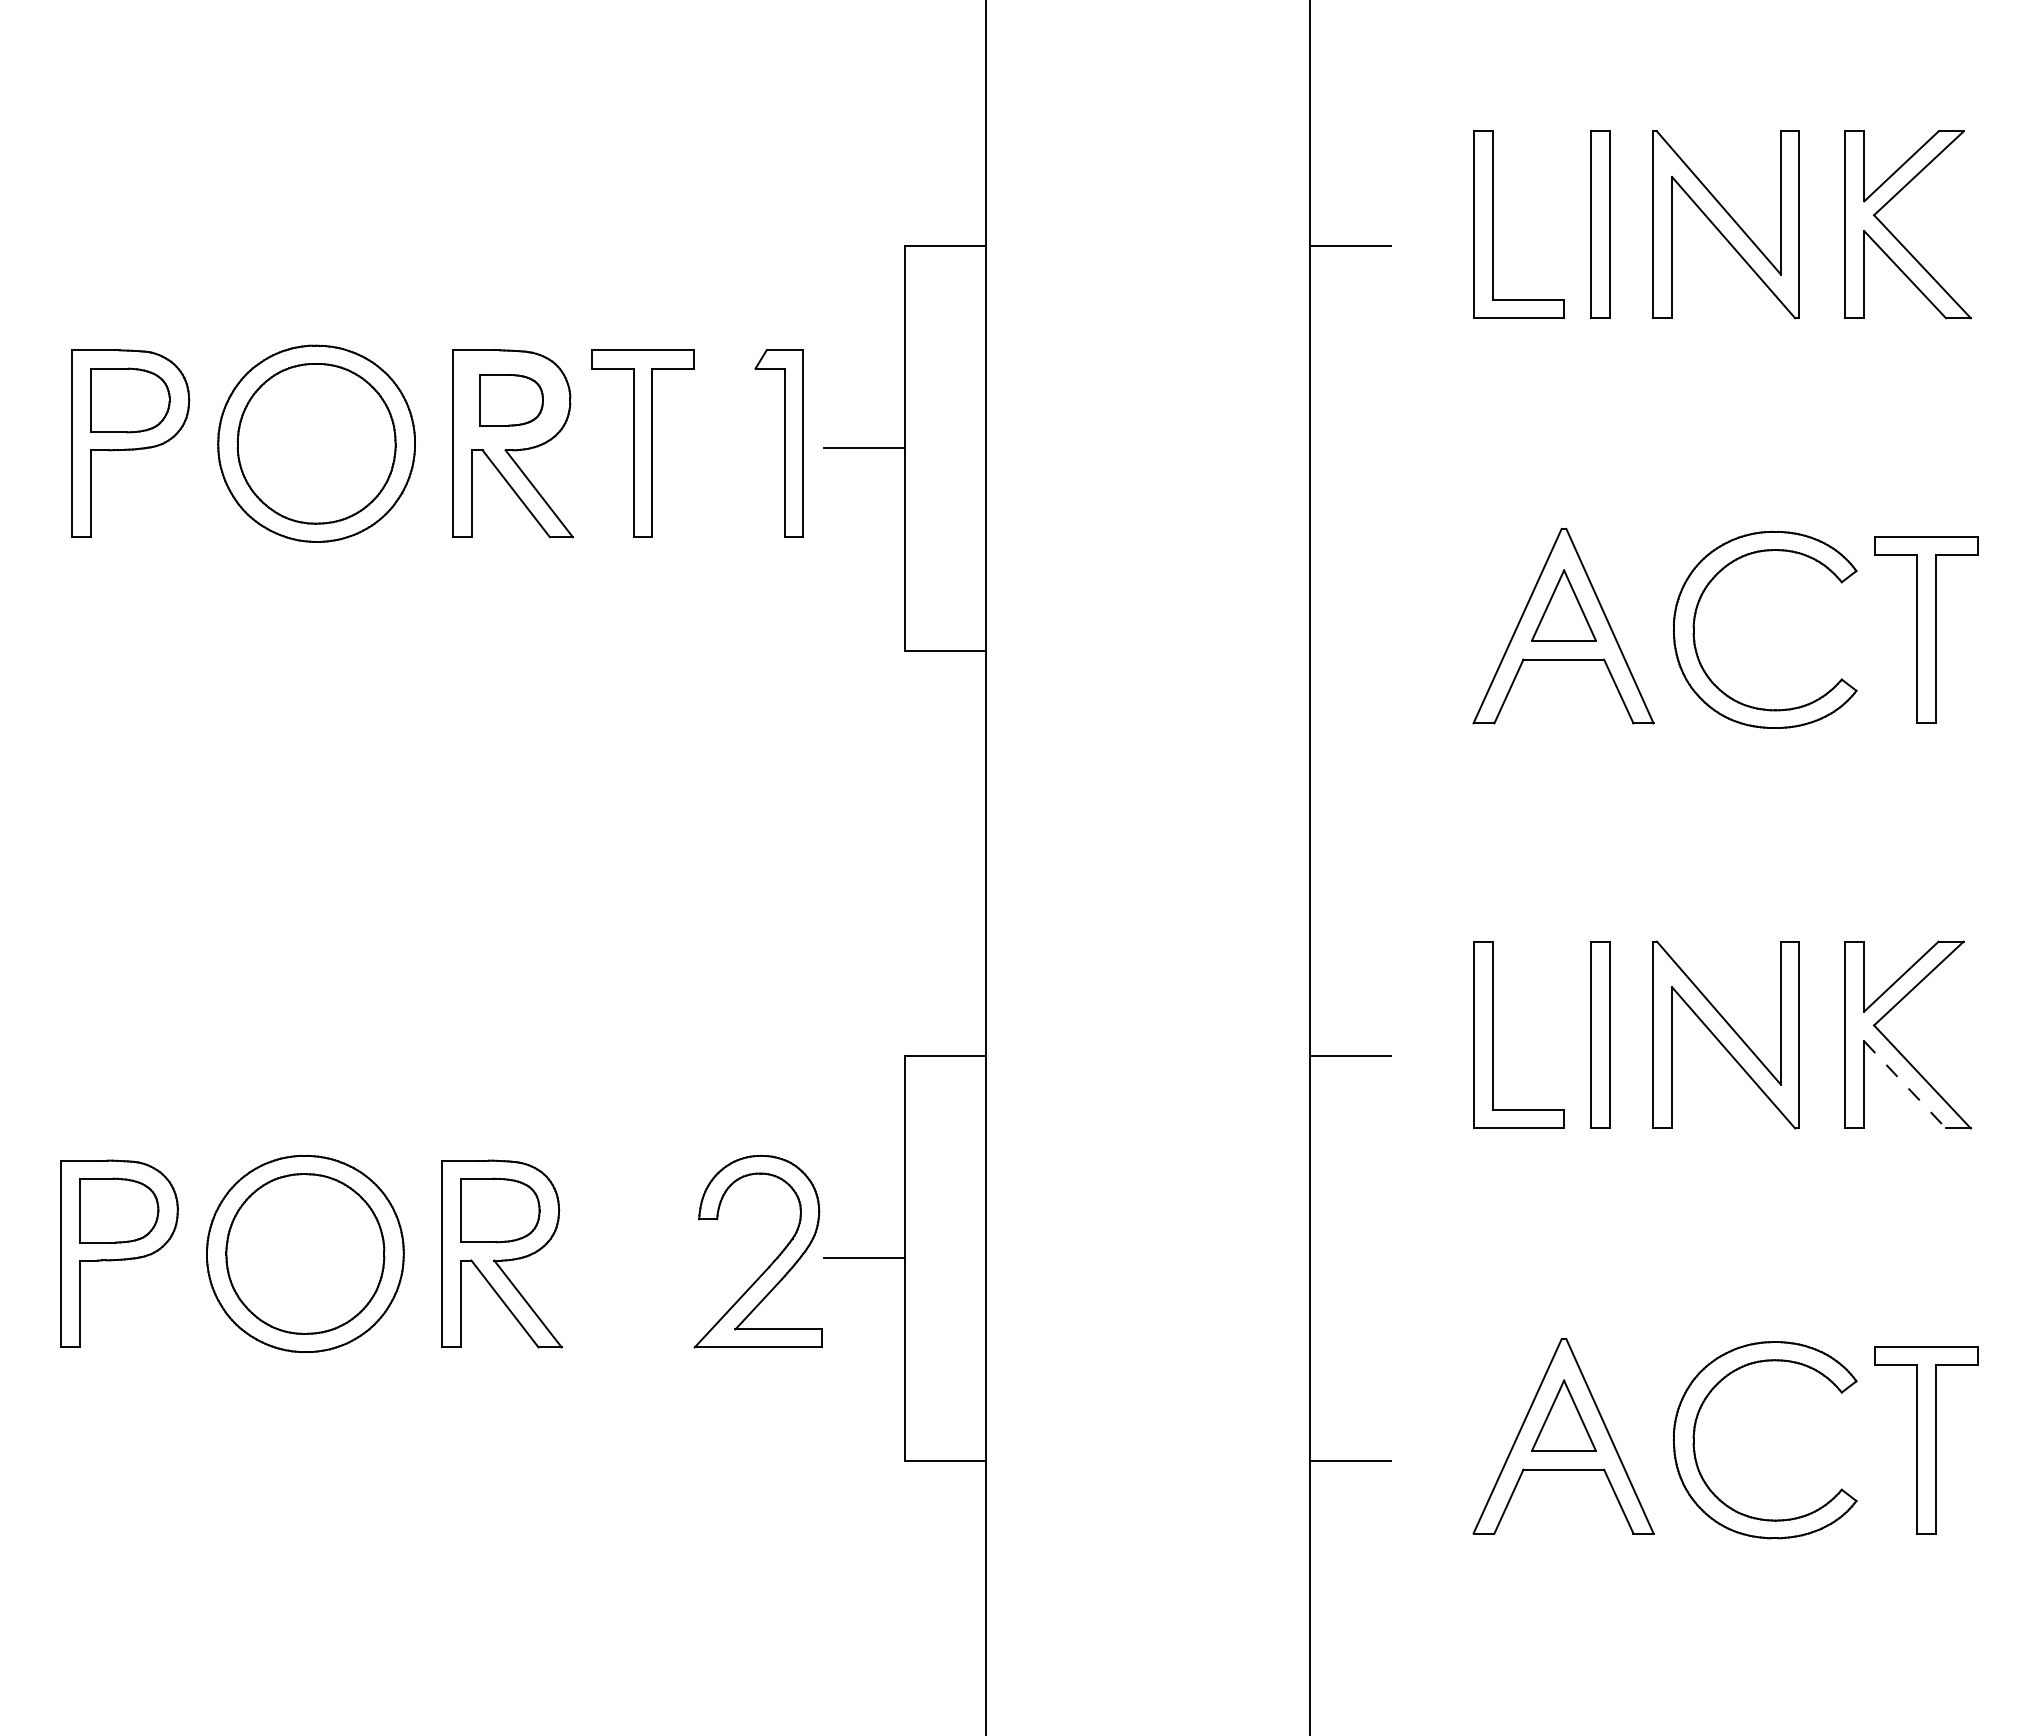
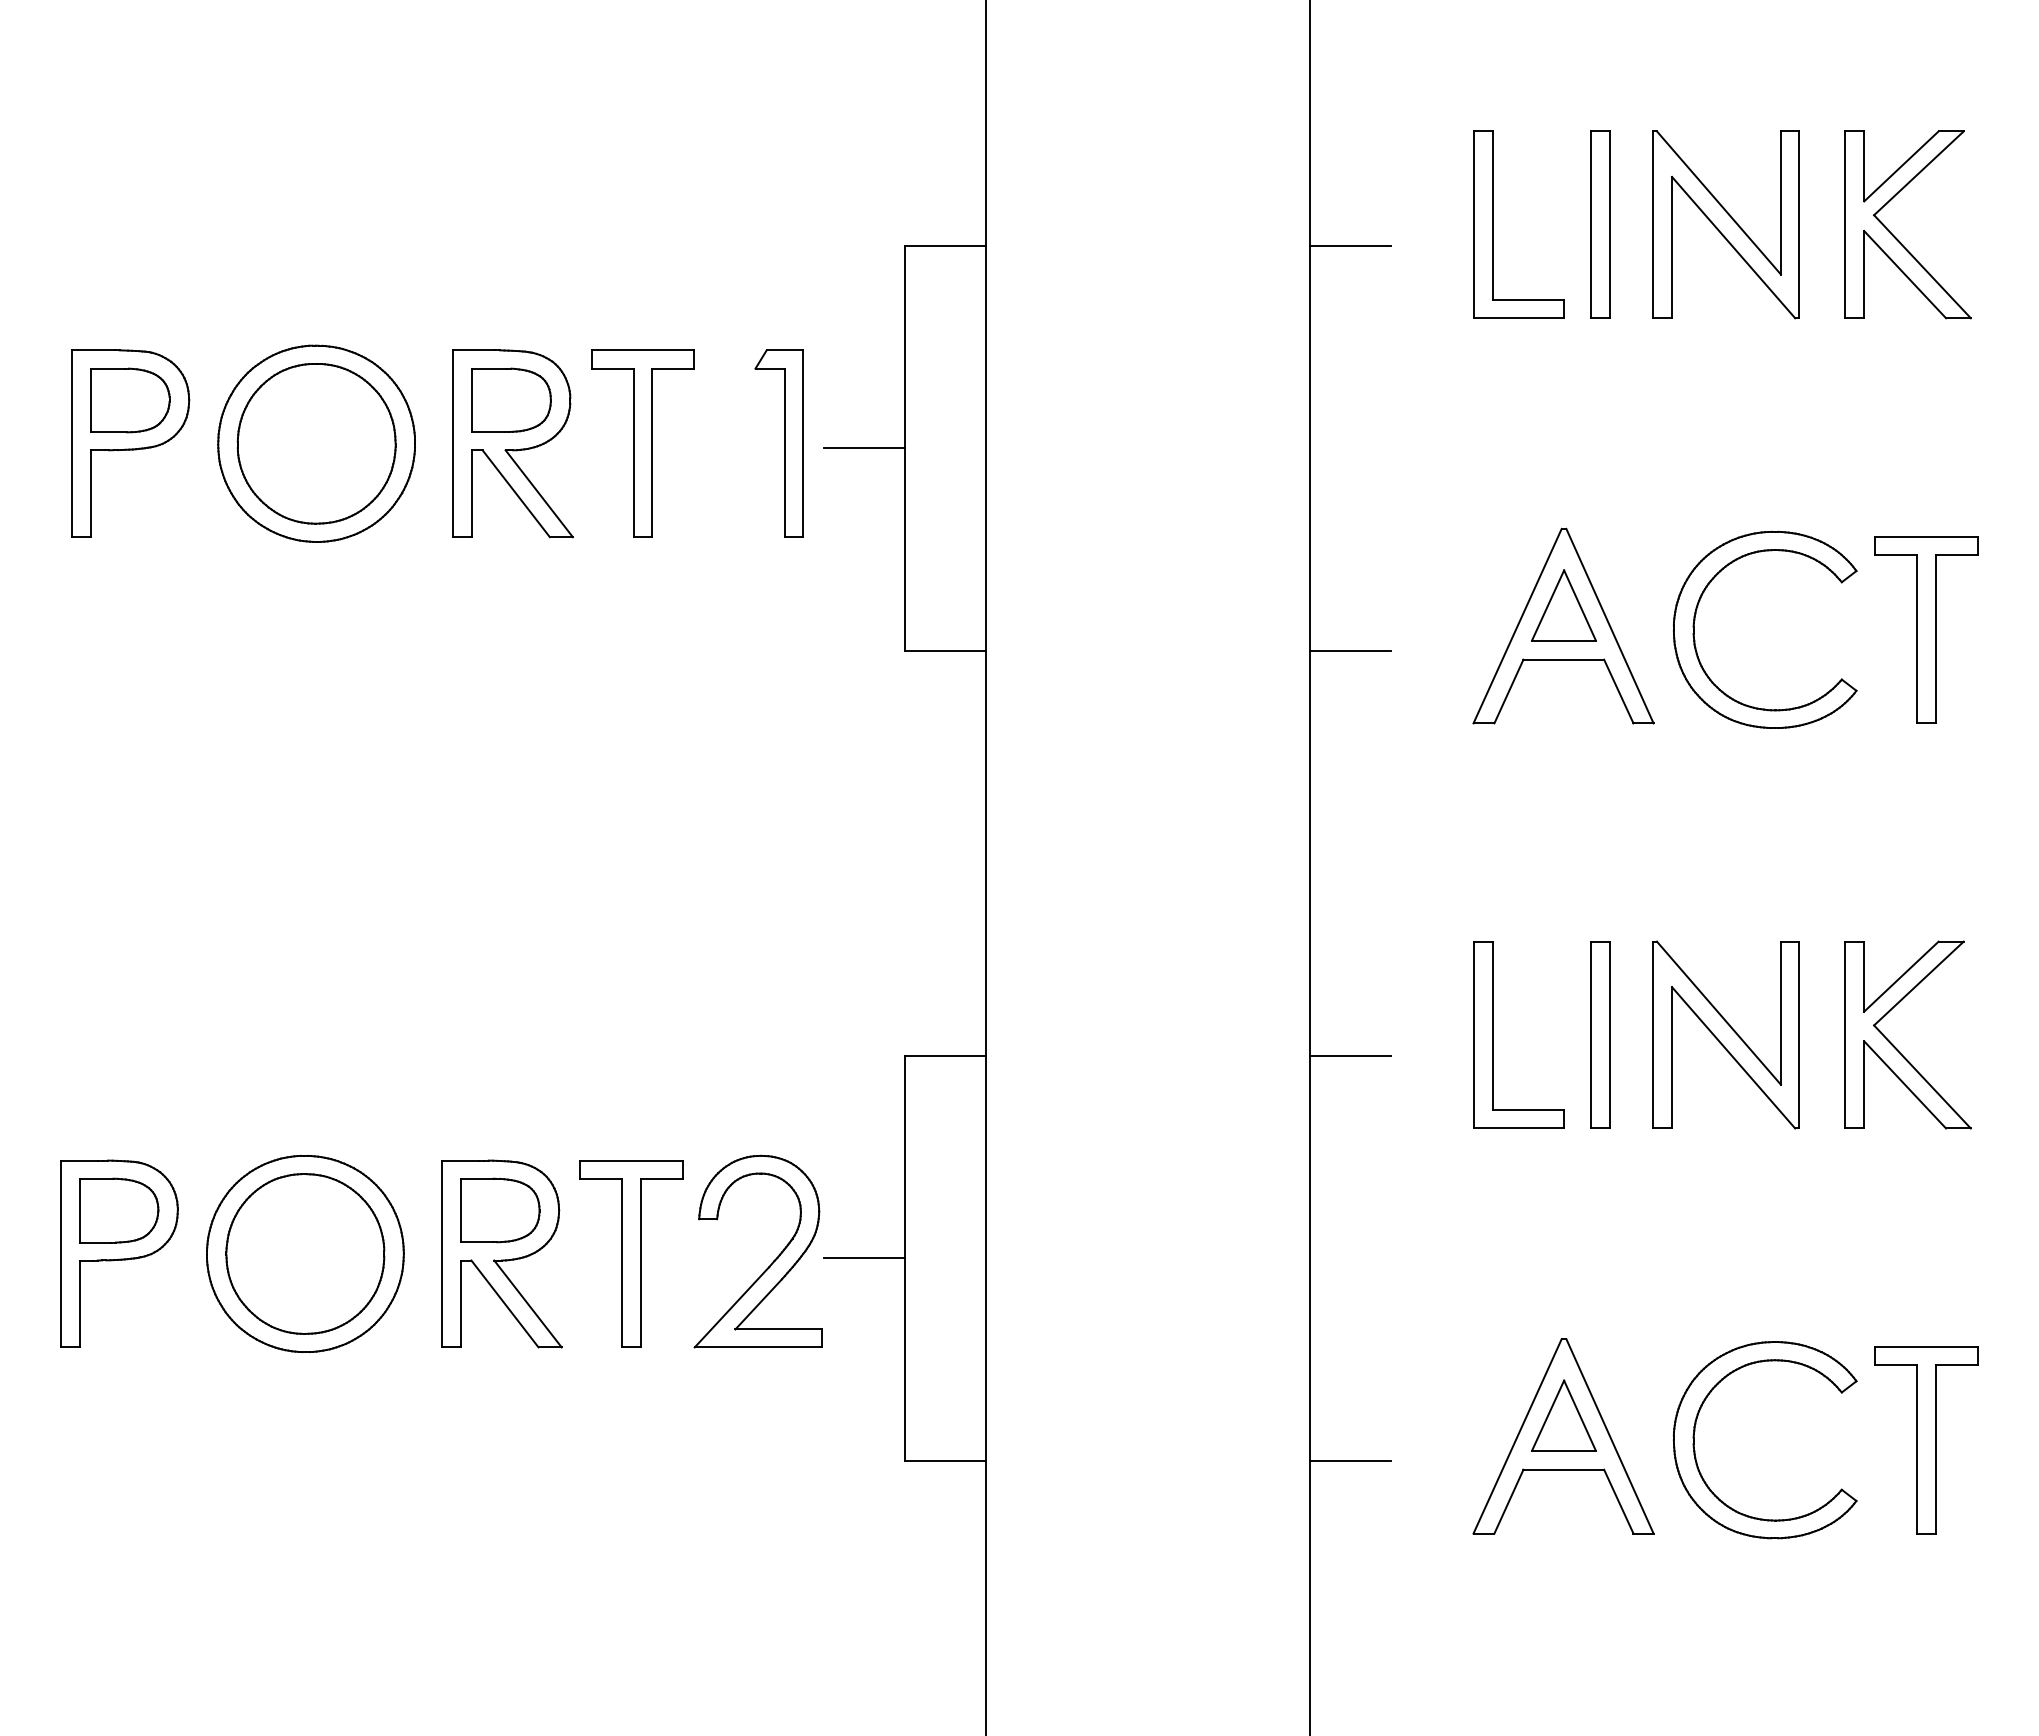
part size: 65x53 px -> 81x66 px (511, 399)
line: none -> present (1349, 650)
line: dashed -> solid (1905, 1084)
part: none -> present (631, 1253)
